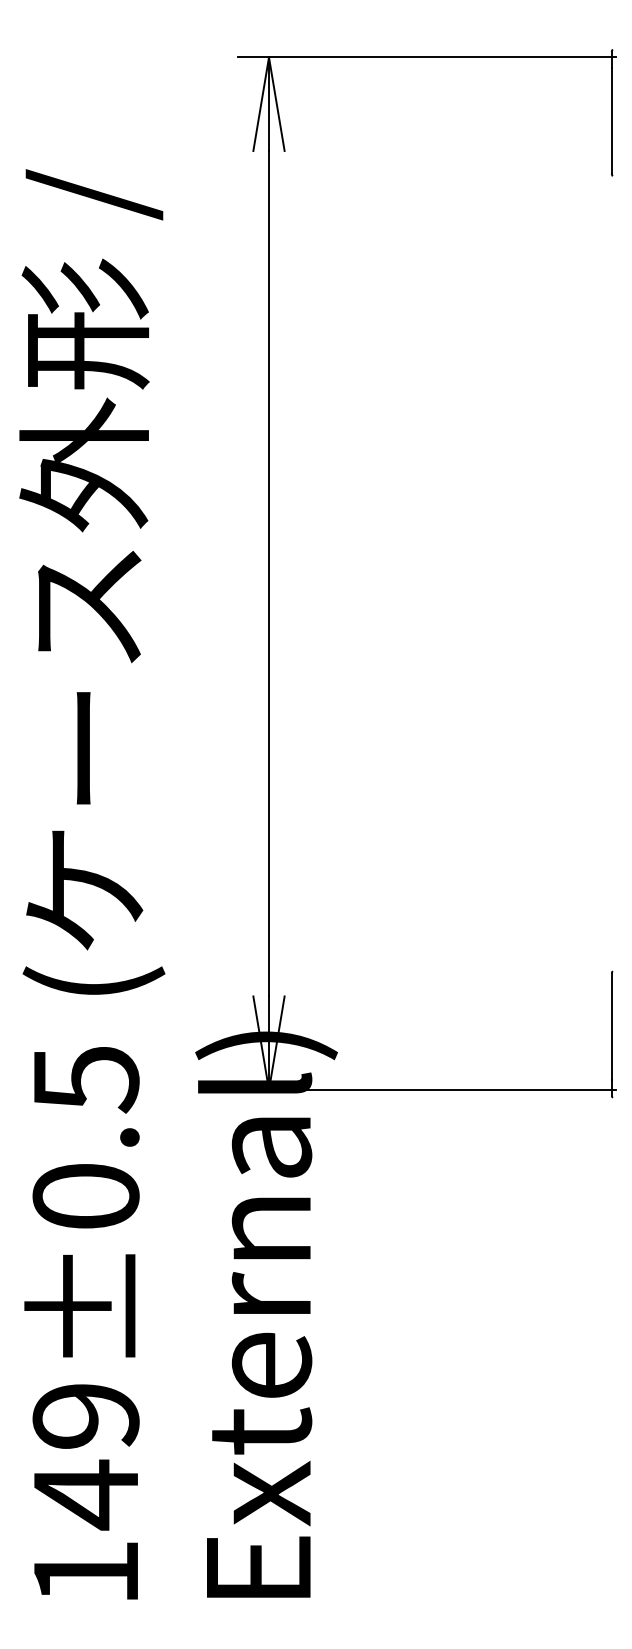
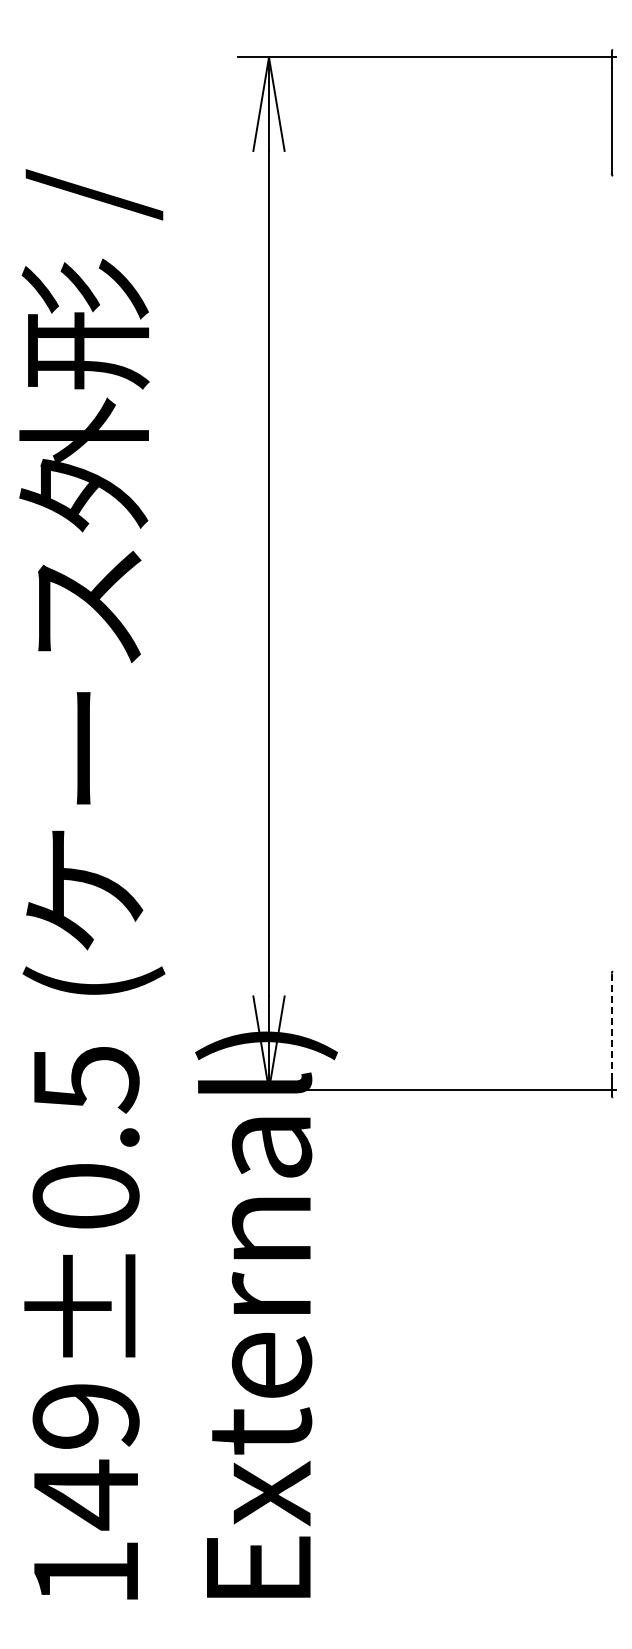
line: solid -> dashed (611, 1026)
